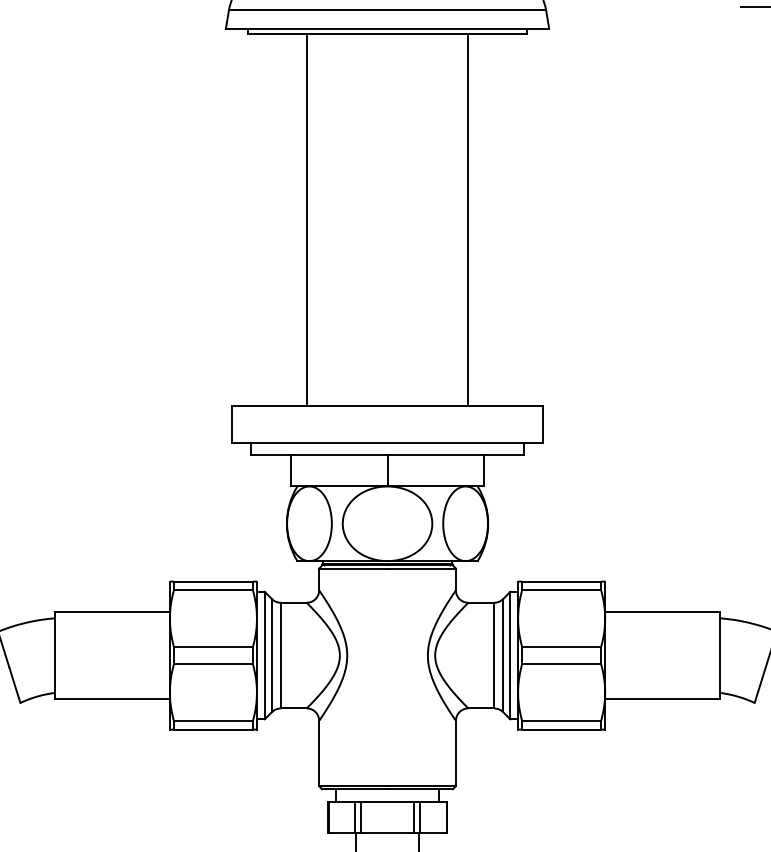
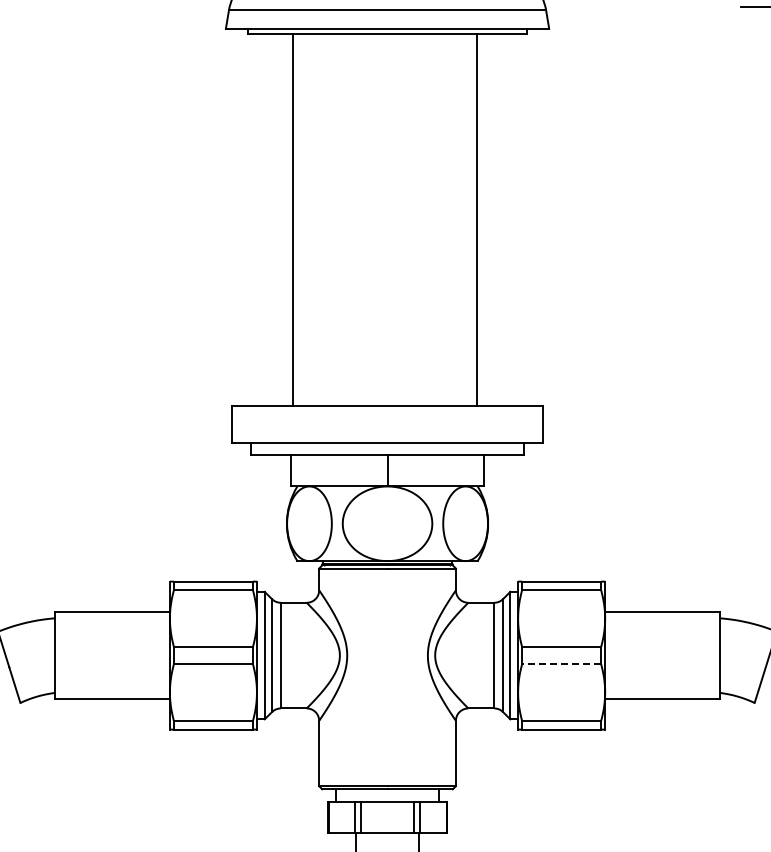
line position: (307, 219) -> (293, 219) (293, 219)
line position: (467, 219) -> (476, 219) (476, 219)
line: solid -> dashed (561, 664)
